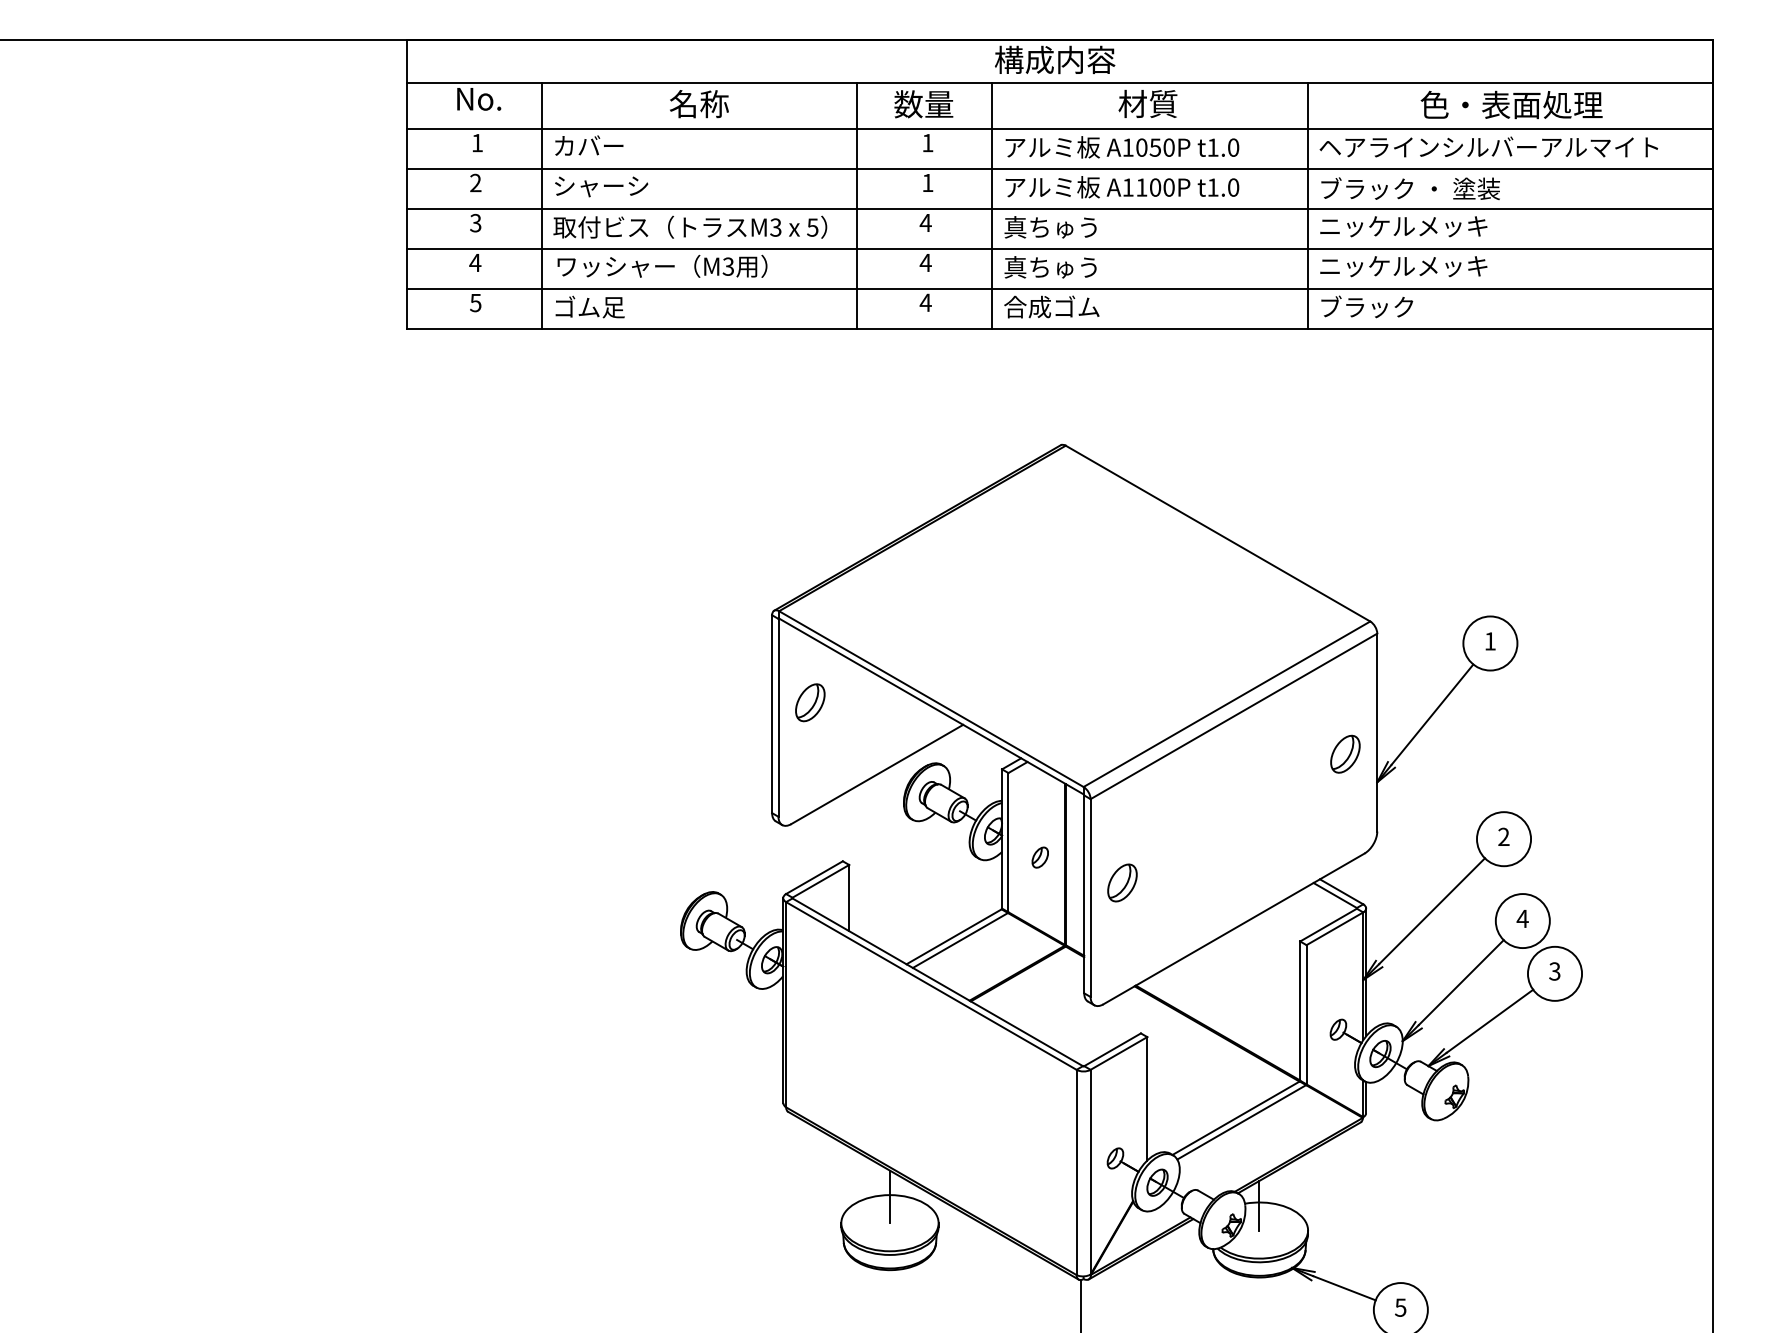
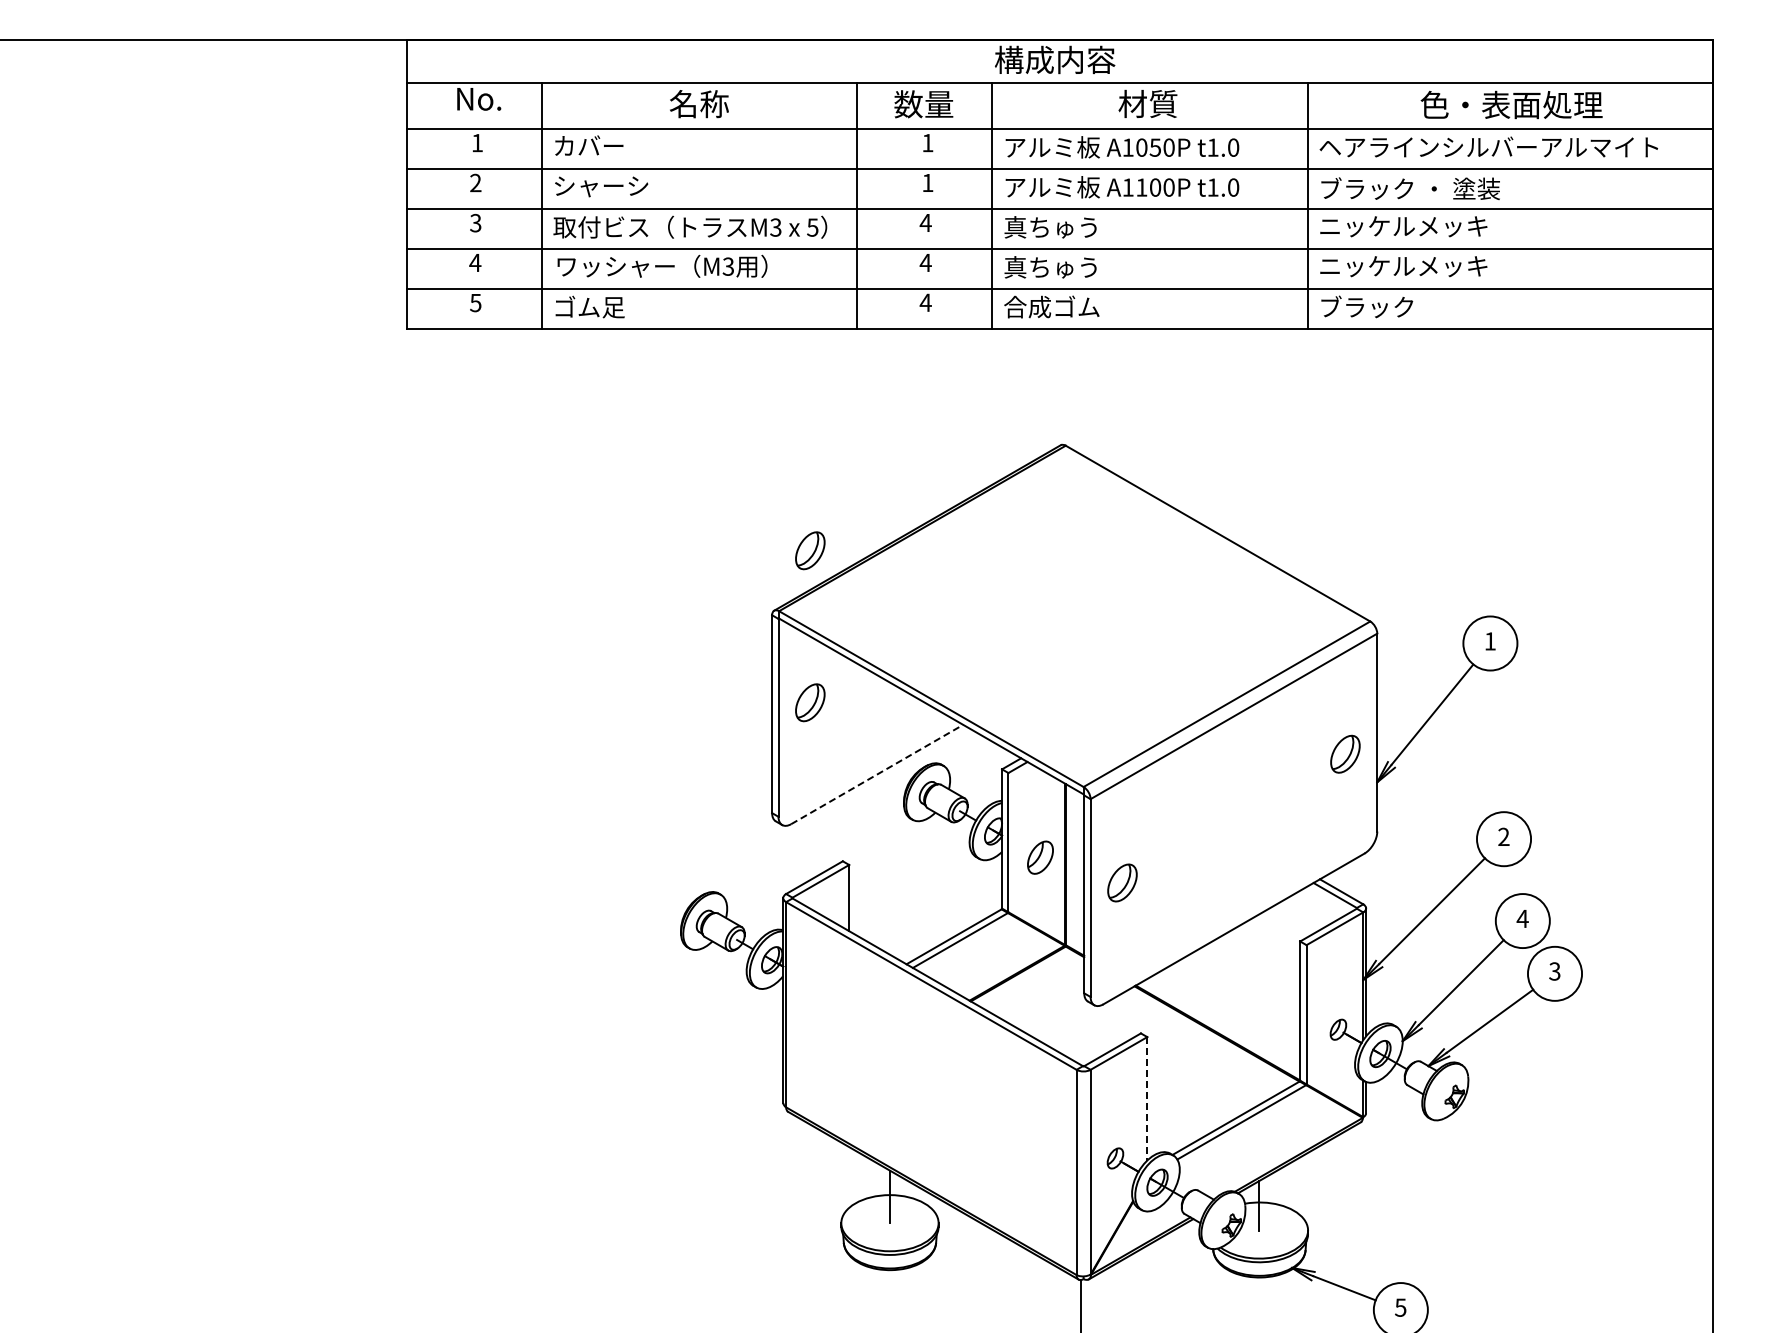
part: none -> present (810, 550)
line: solid -> dashed (877, 774)
part size: 18x23 px -> 27x35 px (1040, 857)
line: solid -> dashed (1147, 1098)
